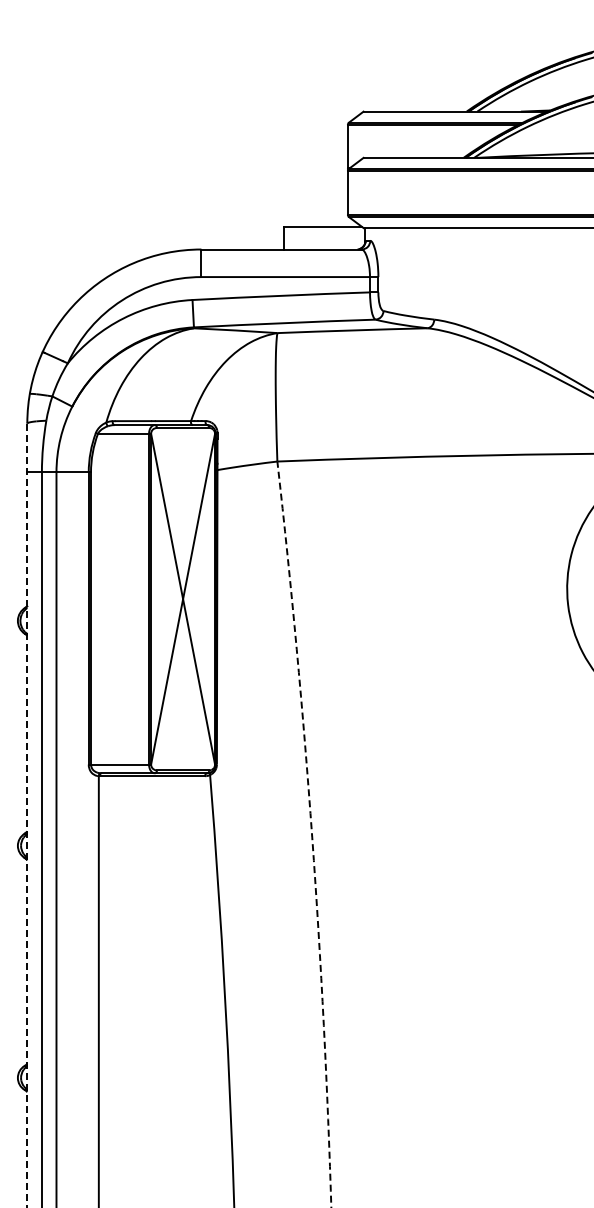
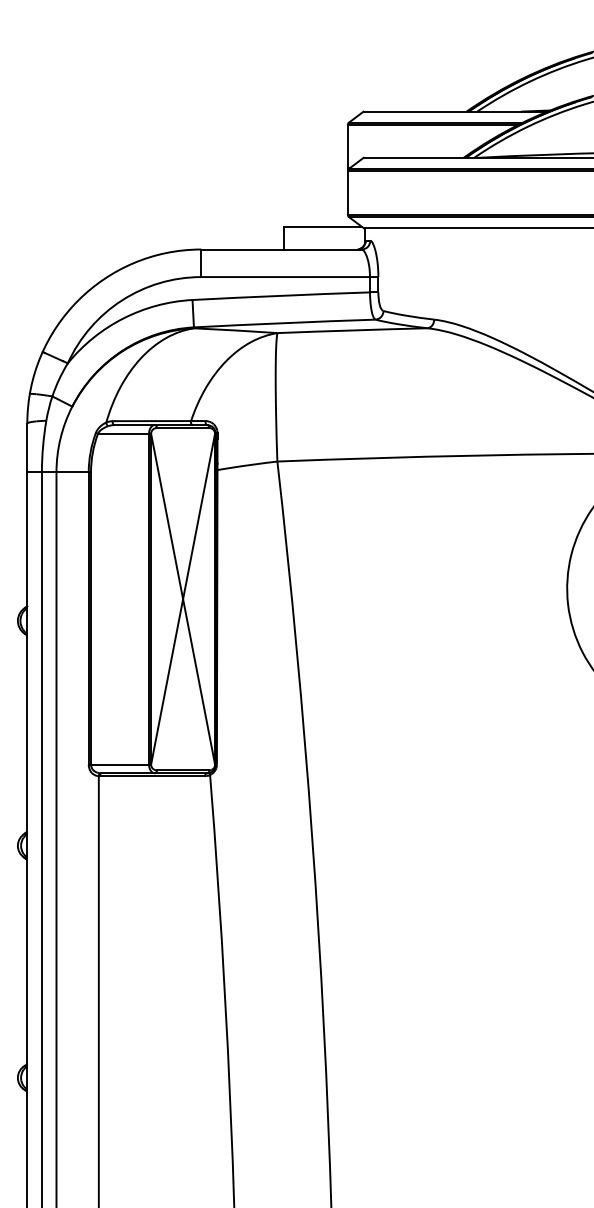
line: dashed -> solid (27, 815)
arc: dashed -> solid (311, 834)
